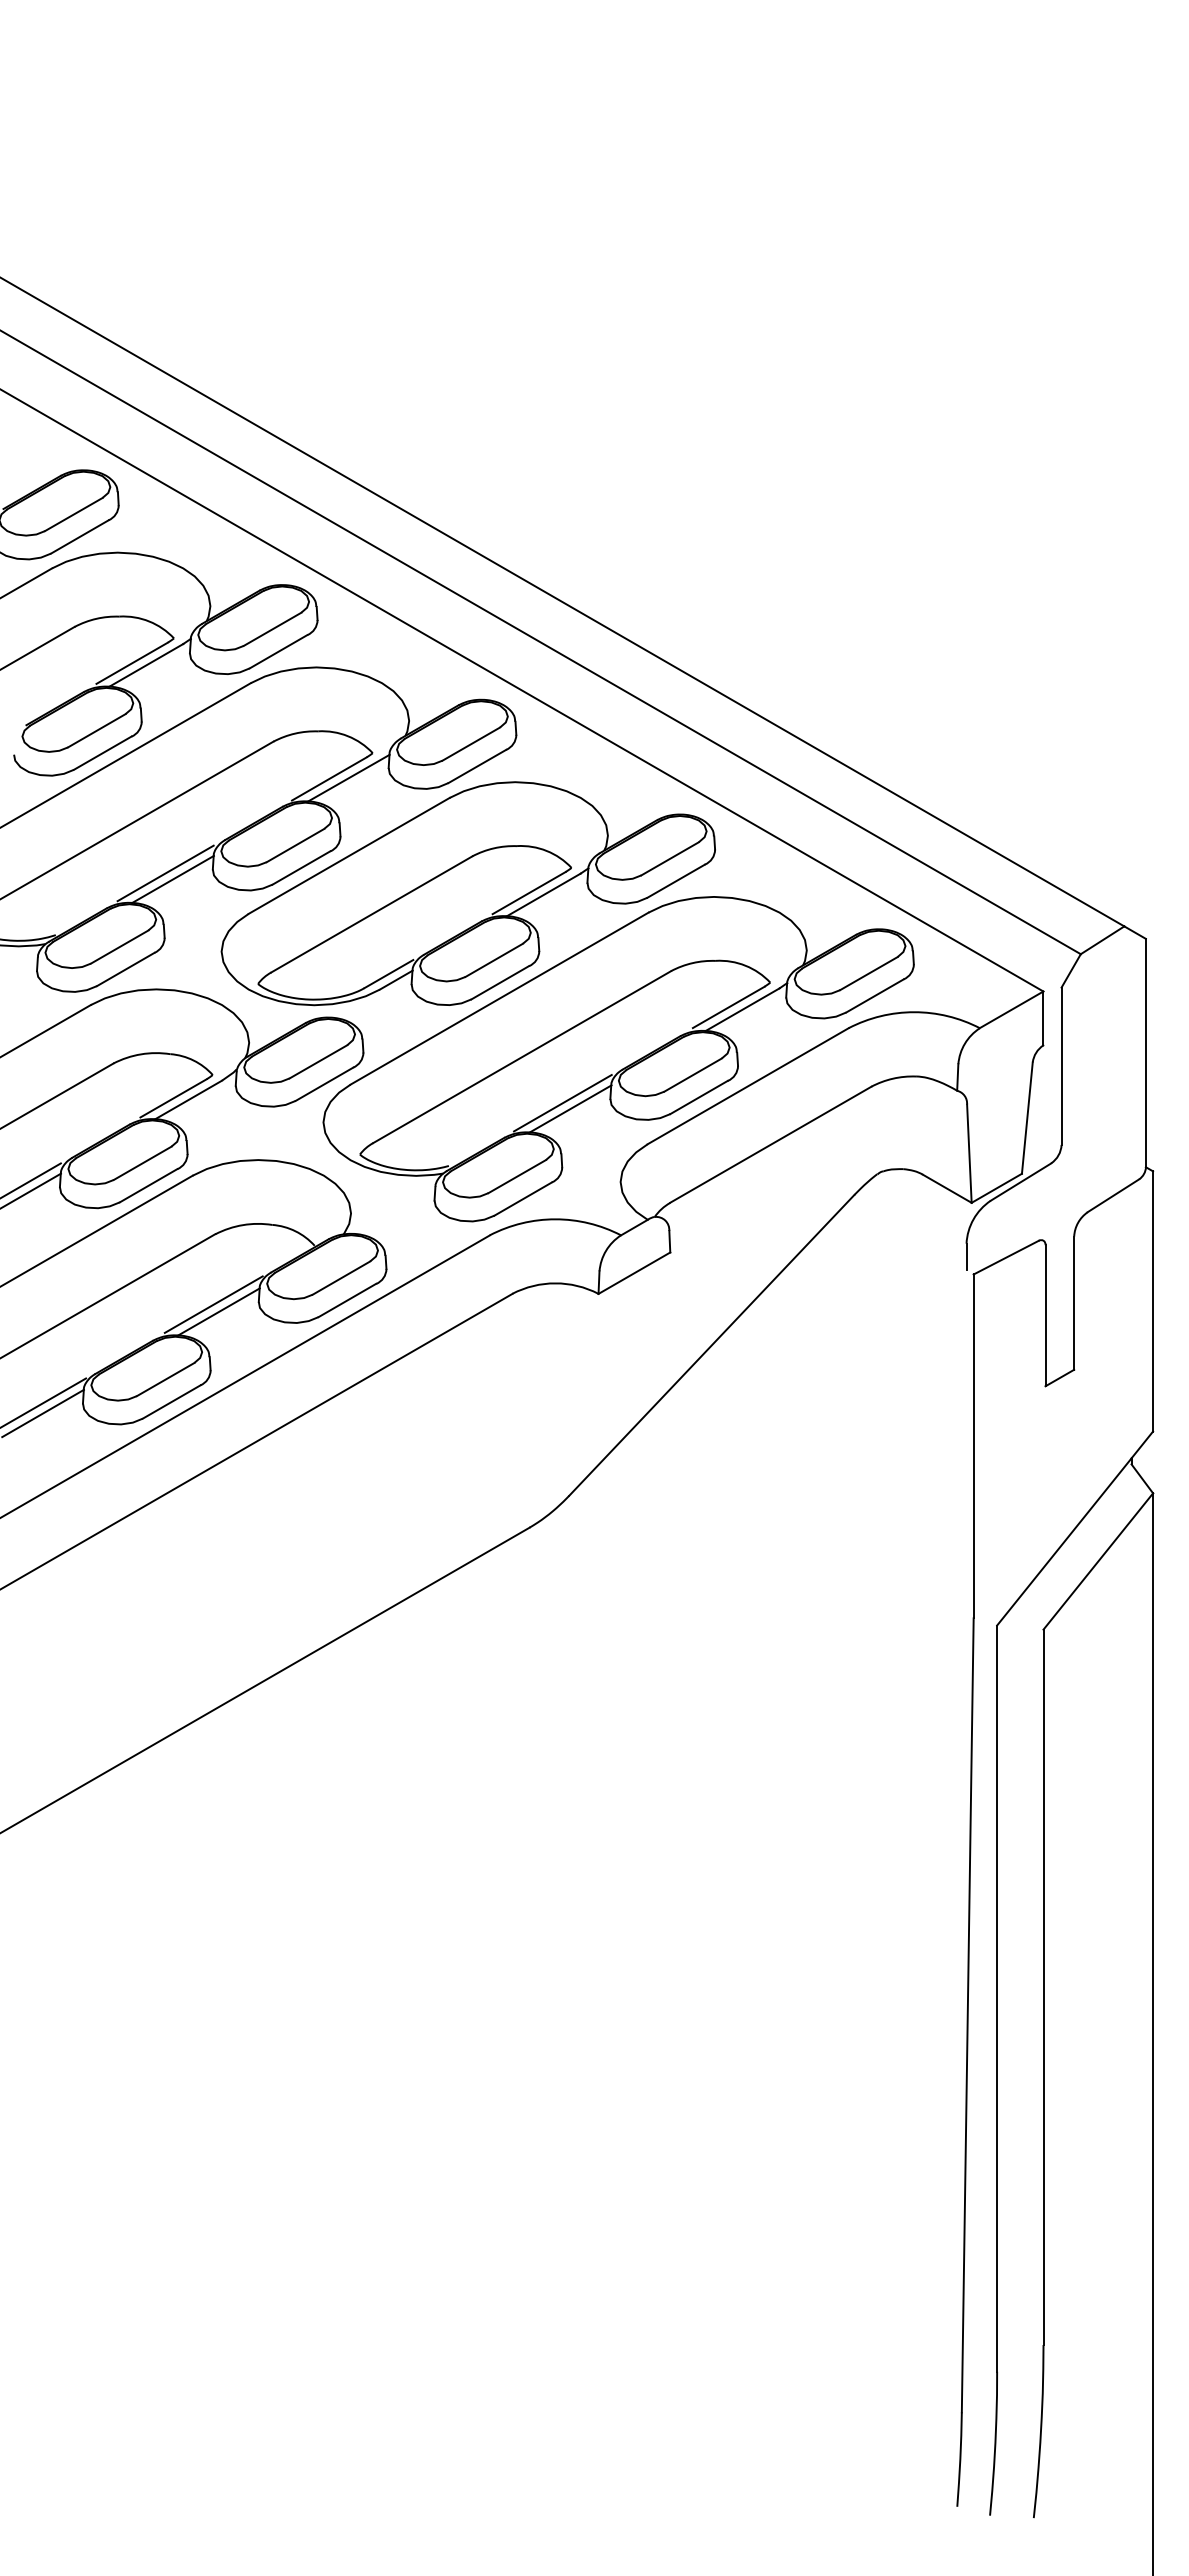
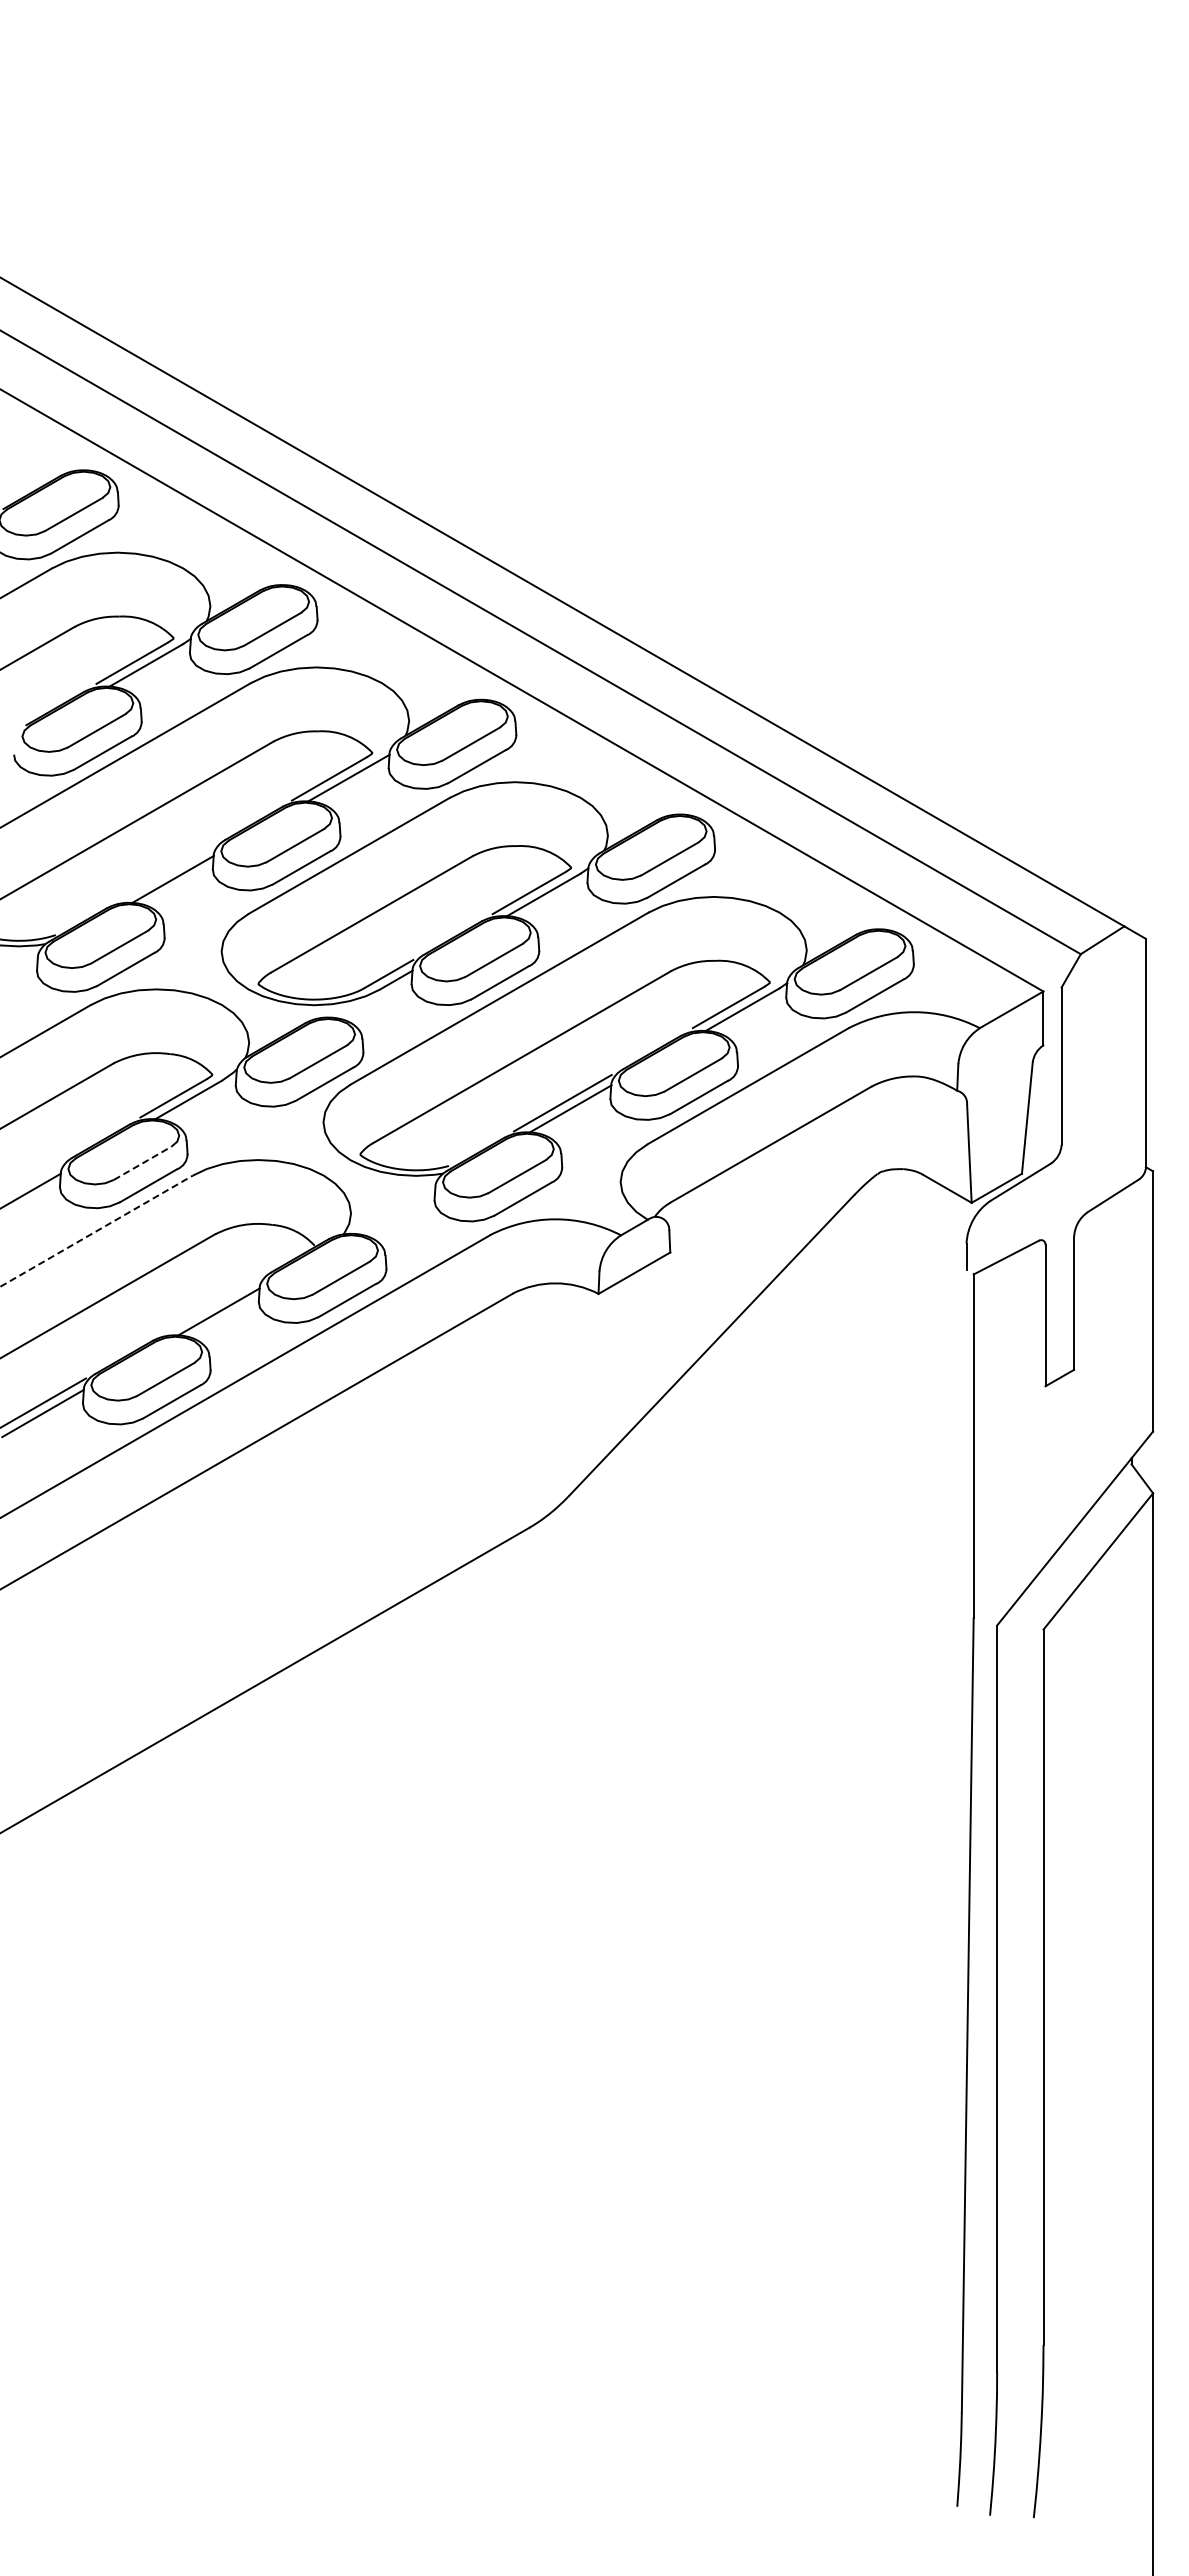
line: present -> none (165, 873)
line: solid -> dashed (143, 1163)
line: present -> none (31, 1180)
line: solid -> dashed (96, 1231)
line: present -> none (213, 1304)
